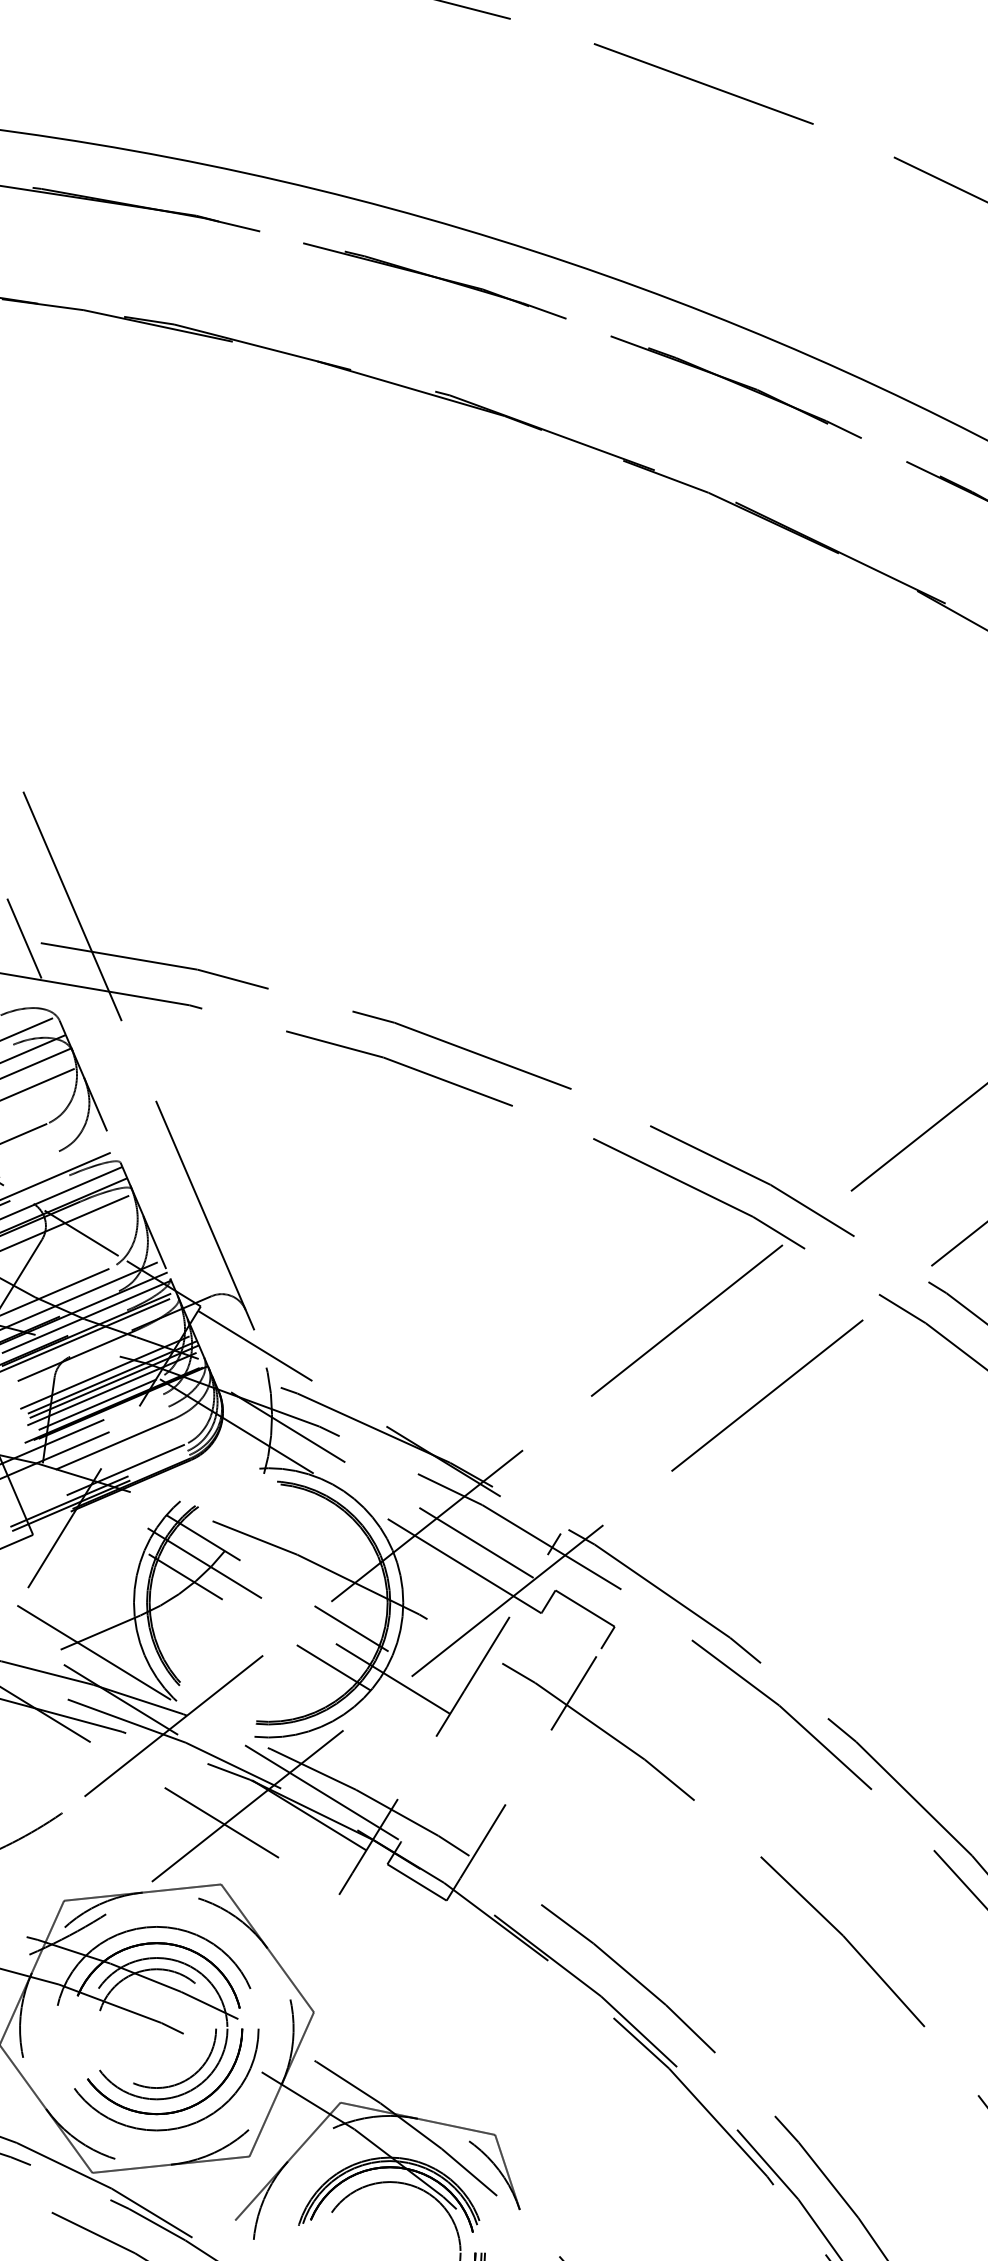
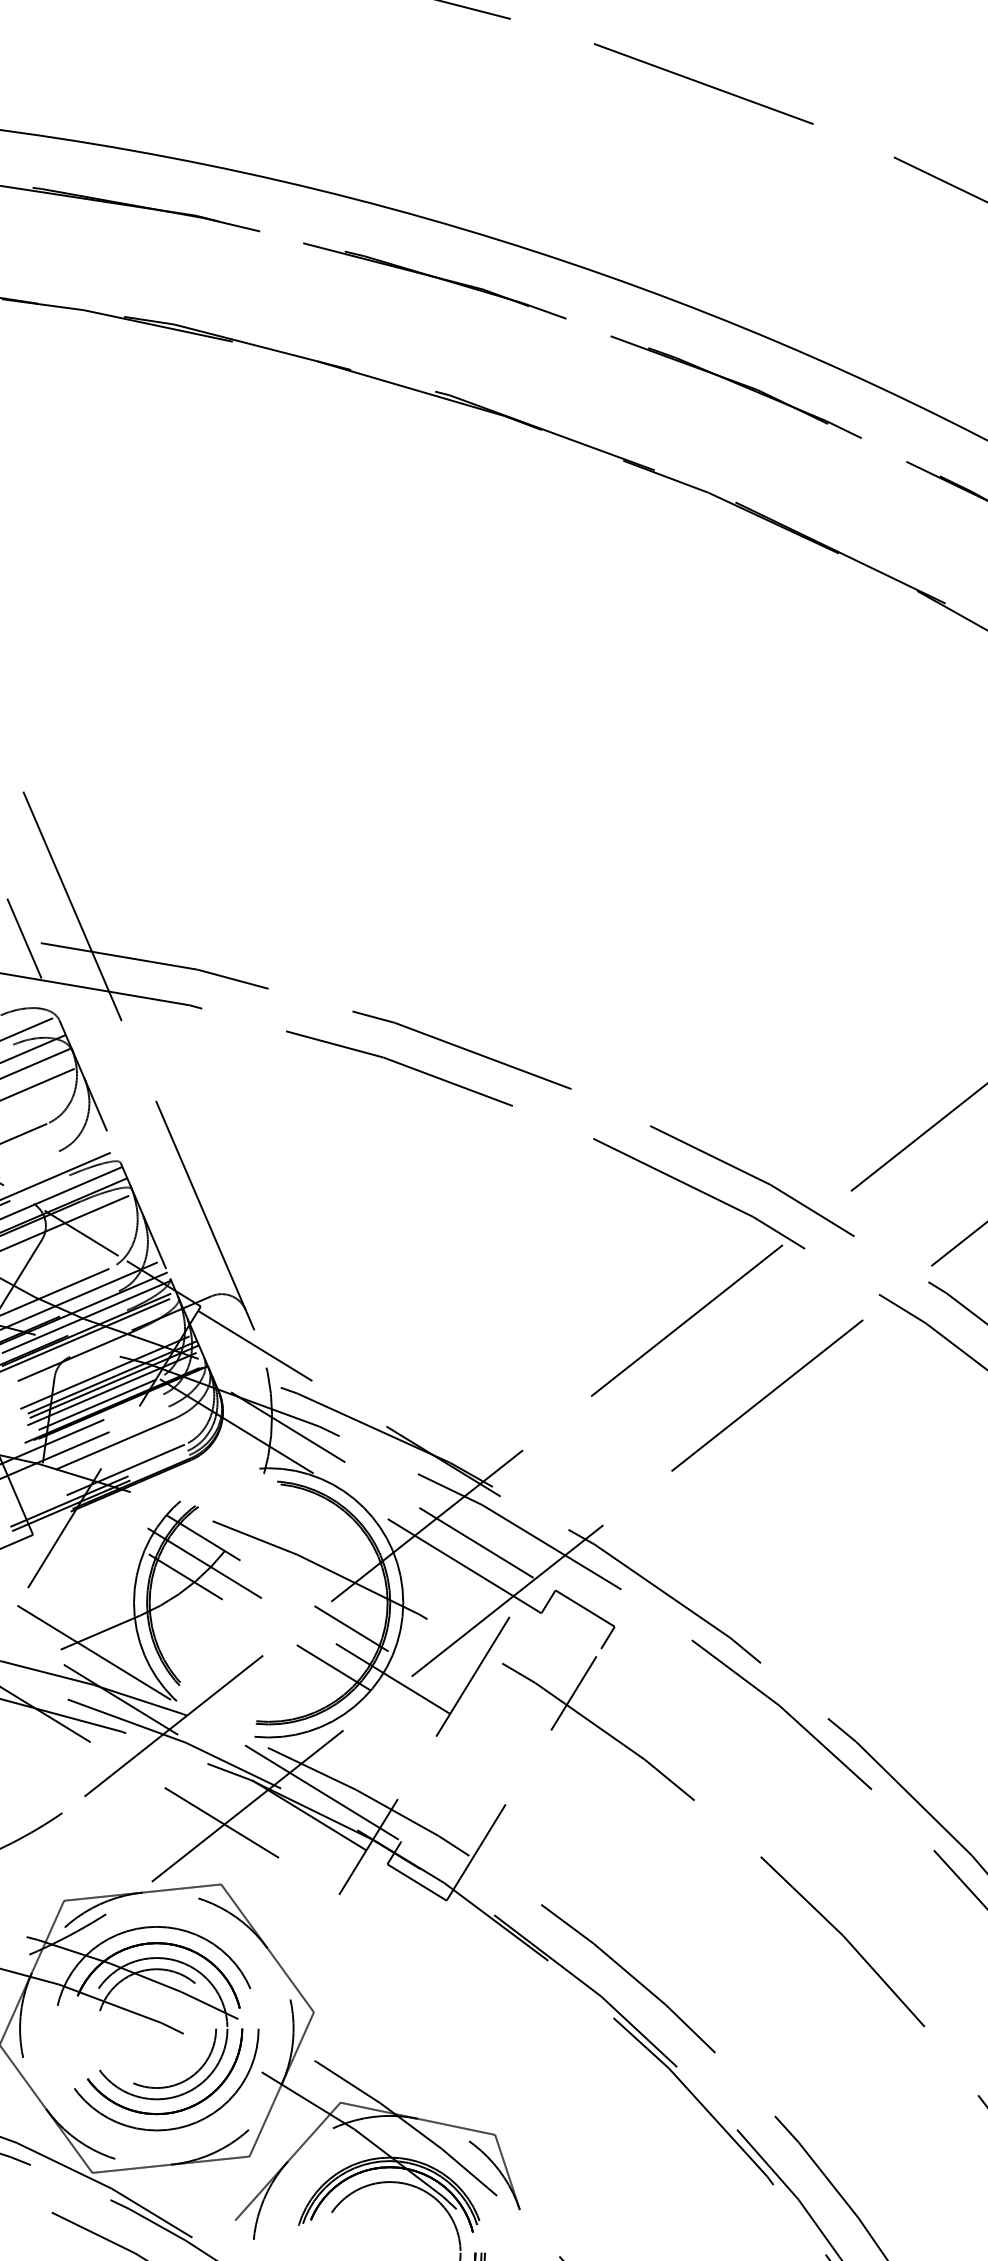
line: present -> none (553, 1544)
